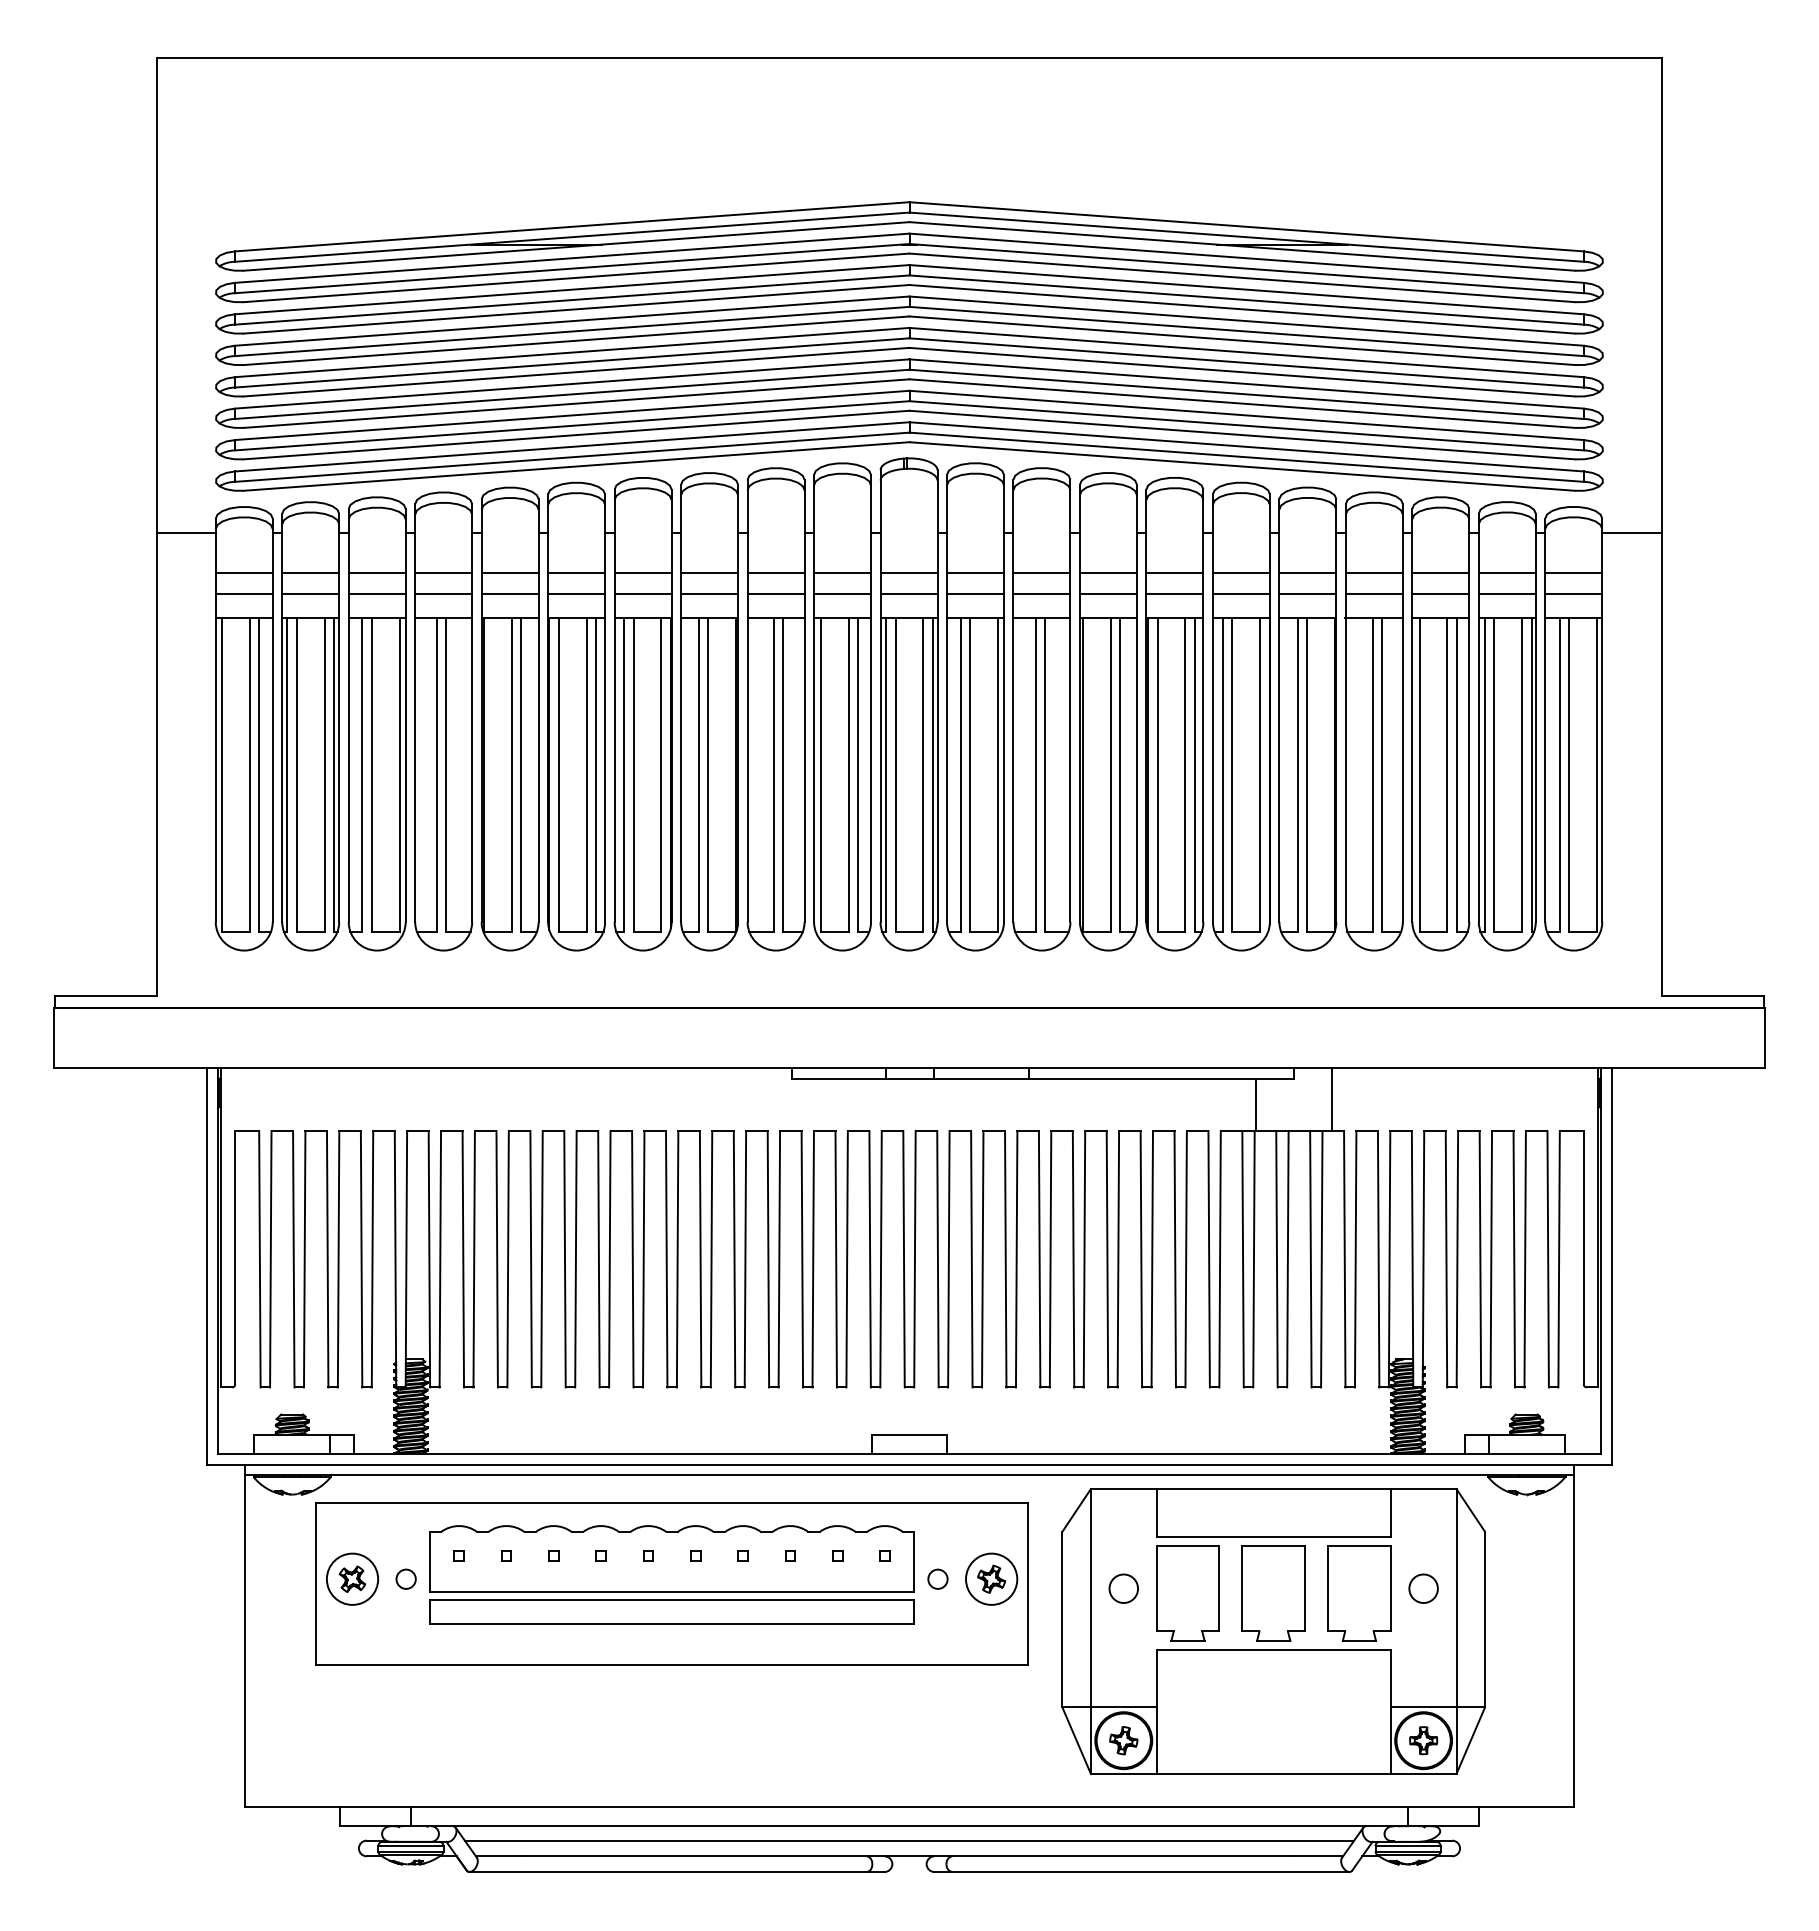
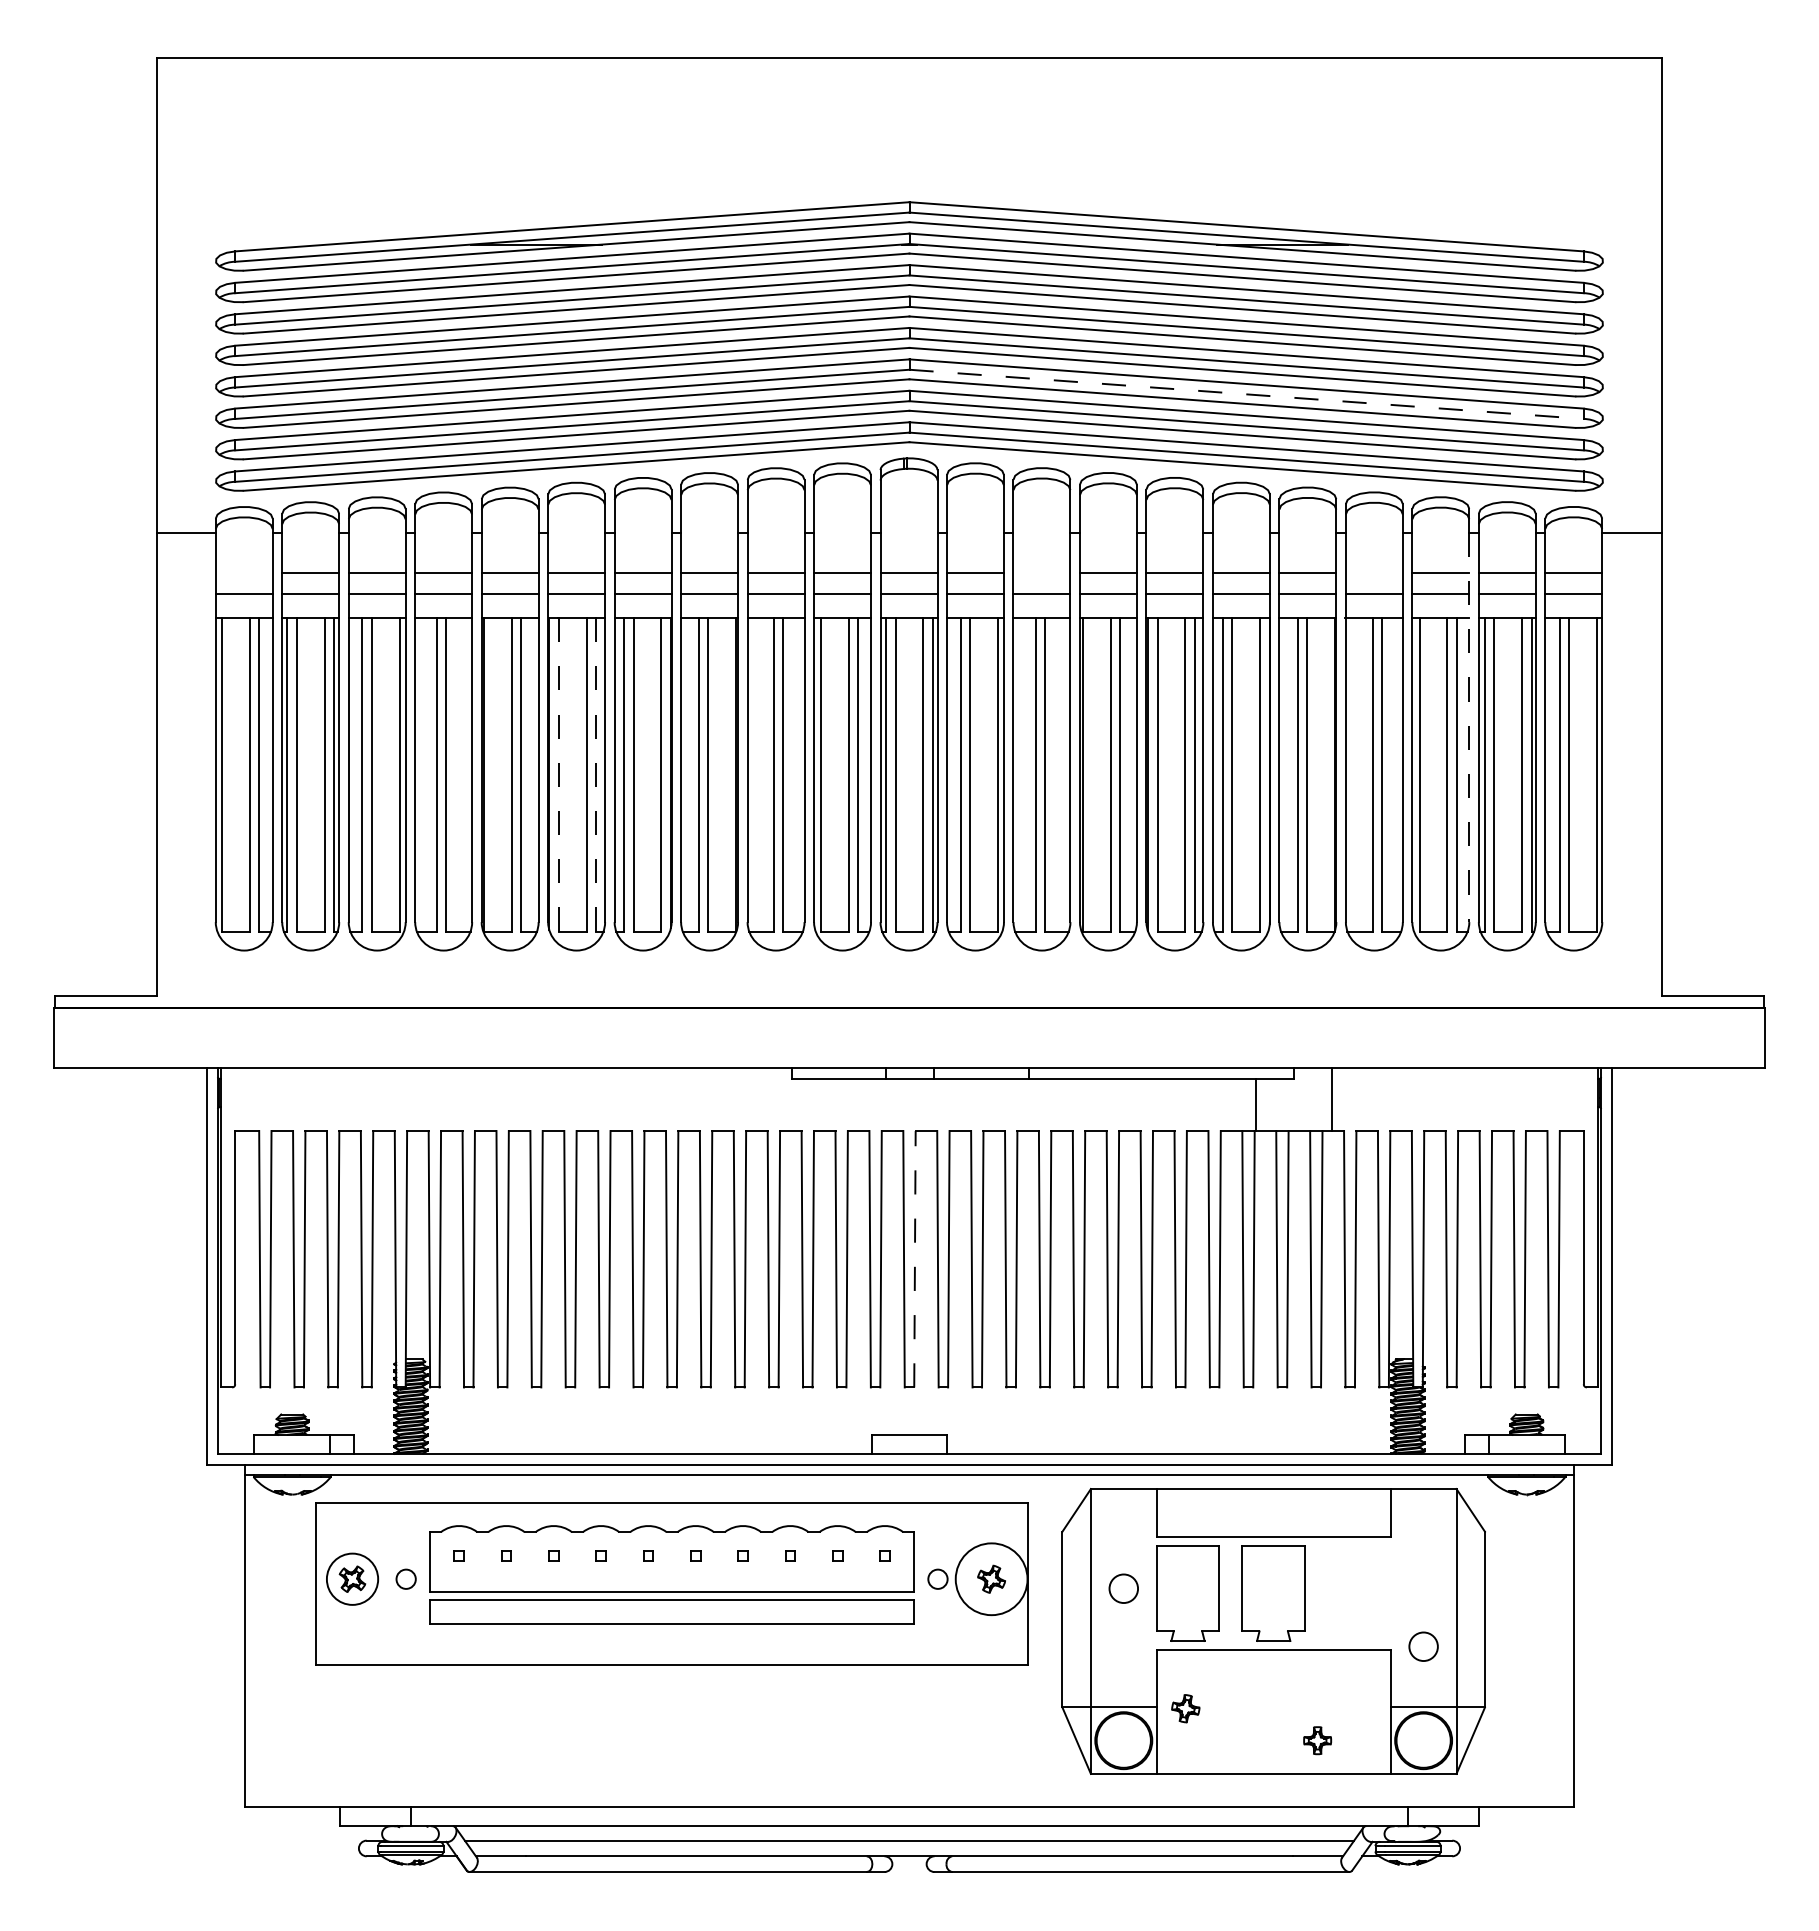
line: solid -> dashed (1246, 394)
line: present -> none (243, 572)
line: present -> none (1041, 572)
line: present -> none (1373, 572)
line: solid -> dashed (1469, 727)
line: solid -> dashed (558, 774)
line: solid -> dashed (596, 774)
line: solid -> dashed (914, 1258)
circle diameter: 51 px -> 72 px (991, 1579)
circle position: (1423, 1588) -> (1423, 1646) (1423, 1646)
part: present -> none (1359, 1593)
part position: (1123, 1740) -> (1185, 1708) (1185, 1708)
part position: (1423, 1740) -> (1317, 1740) (1317, 1740)
